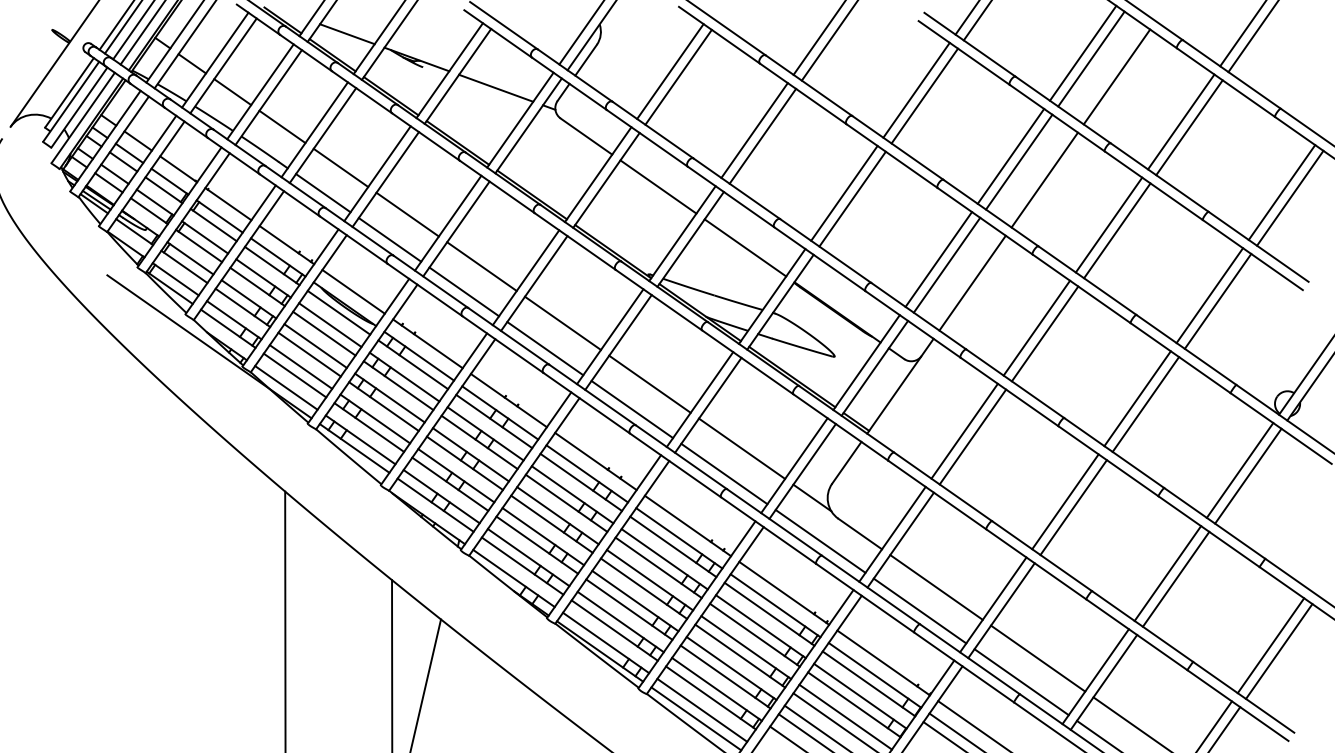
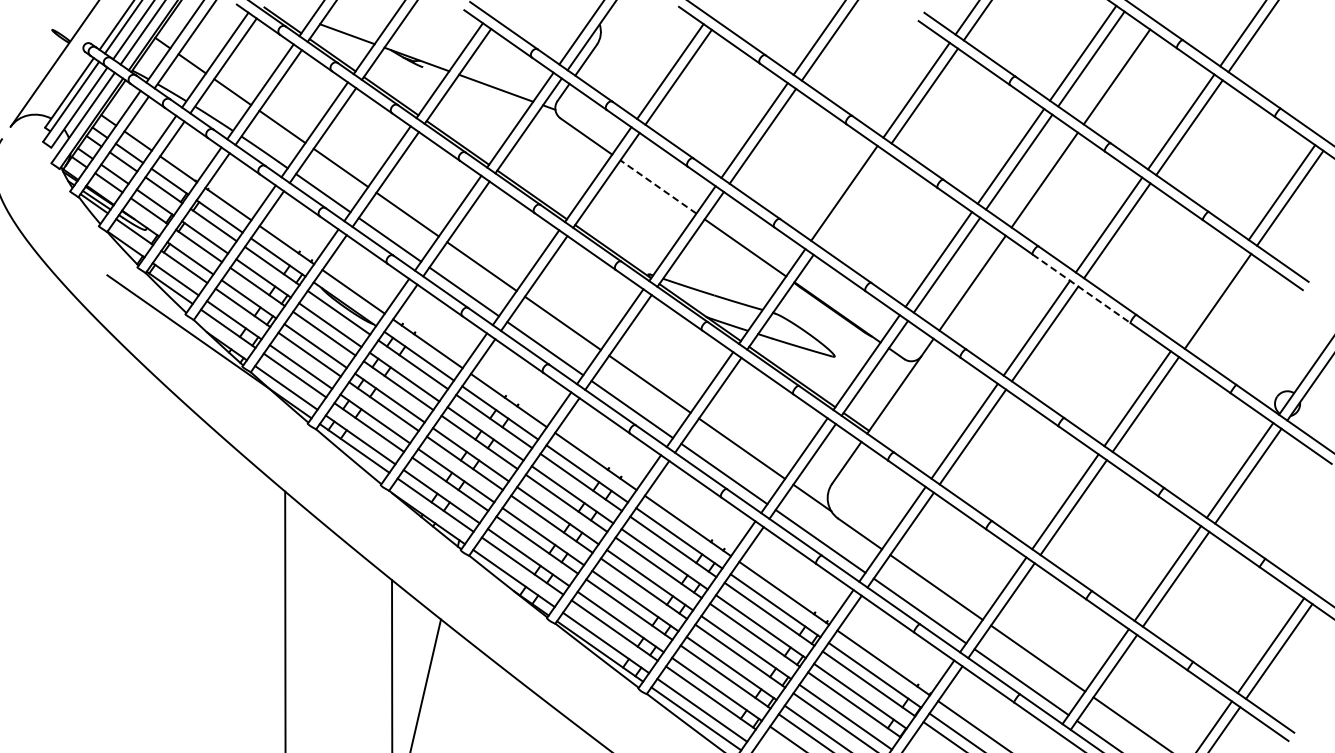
line: solid -> dashed (658, 186)
line: present -> none (852, 198)
line: solid -> dashed (1081, 288)
line: present -> none (1209, 295)
